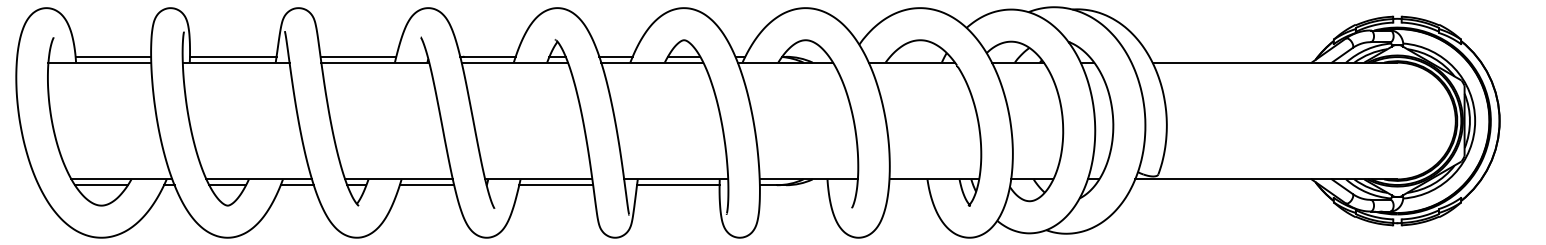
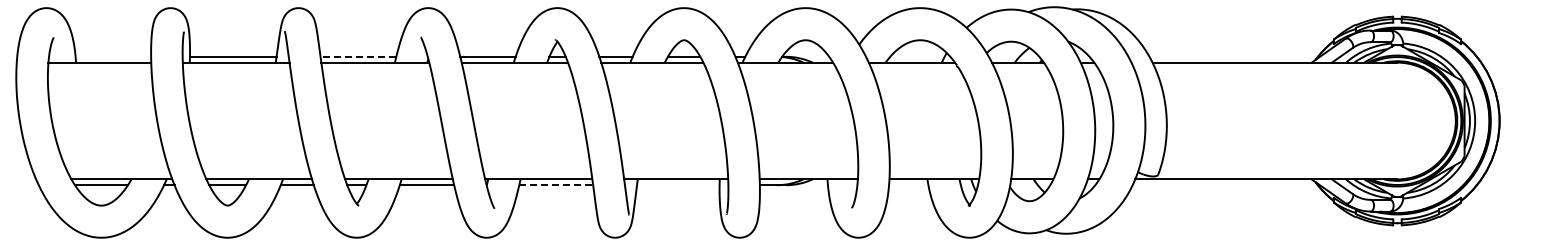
line: present -> none (113, 56)
line: solid -> dashed (358, 56)
line: solid -> dashed (556, 185)
line: present -> none (678, 185)
